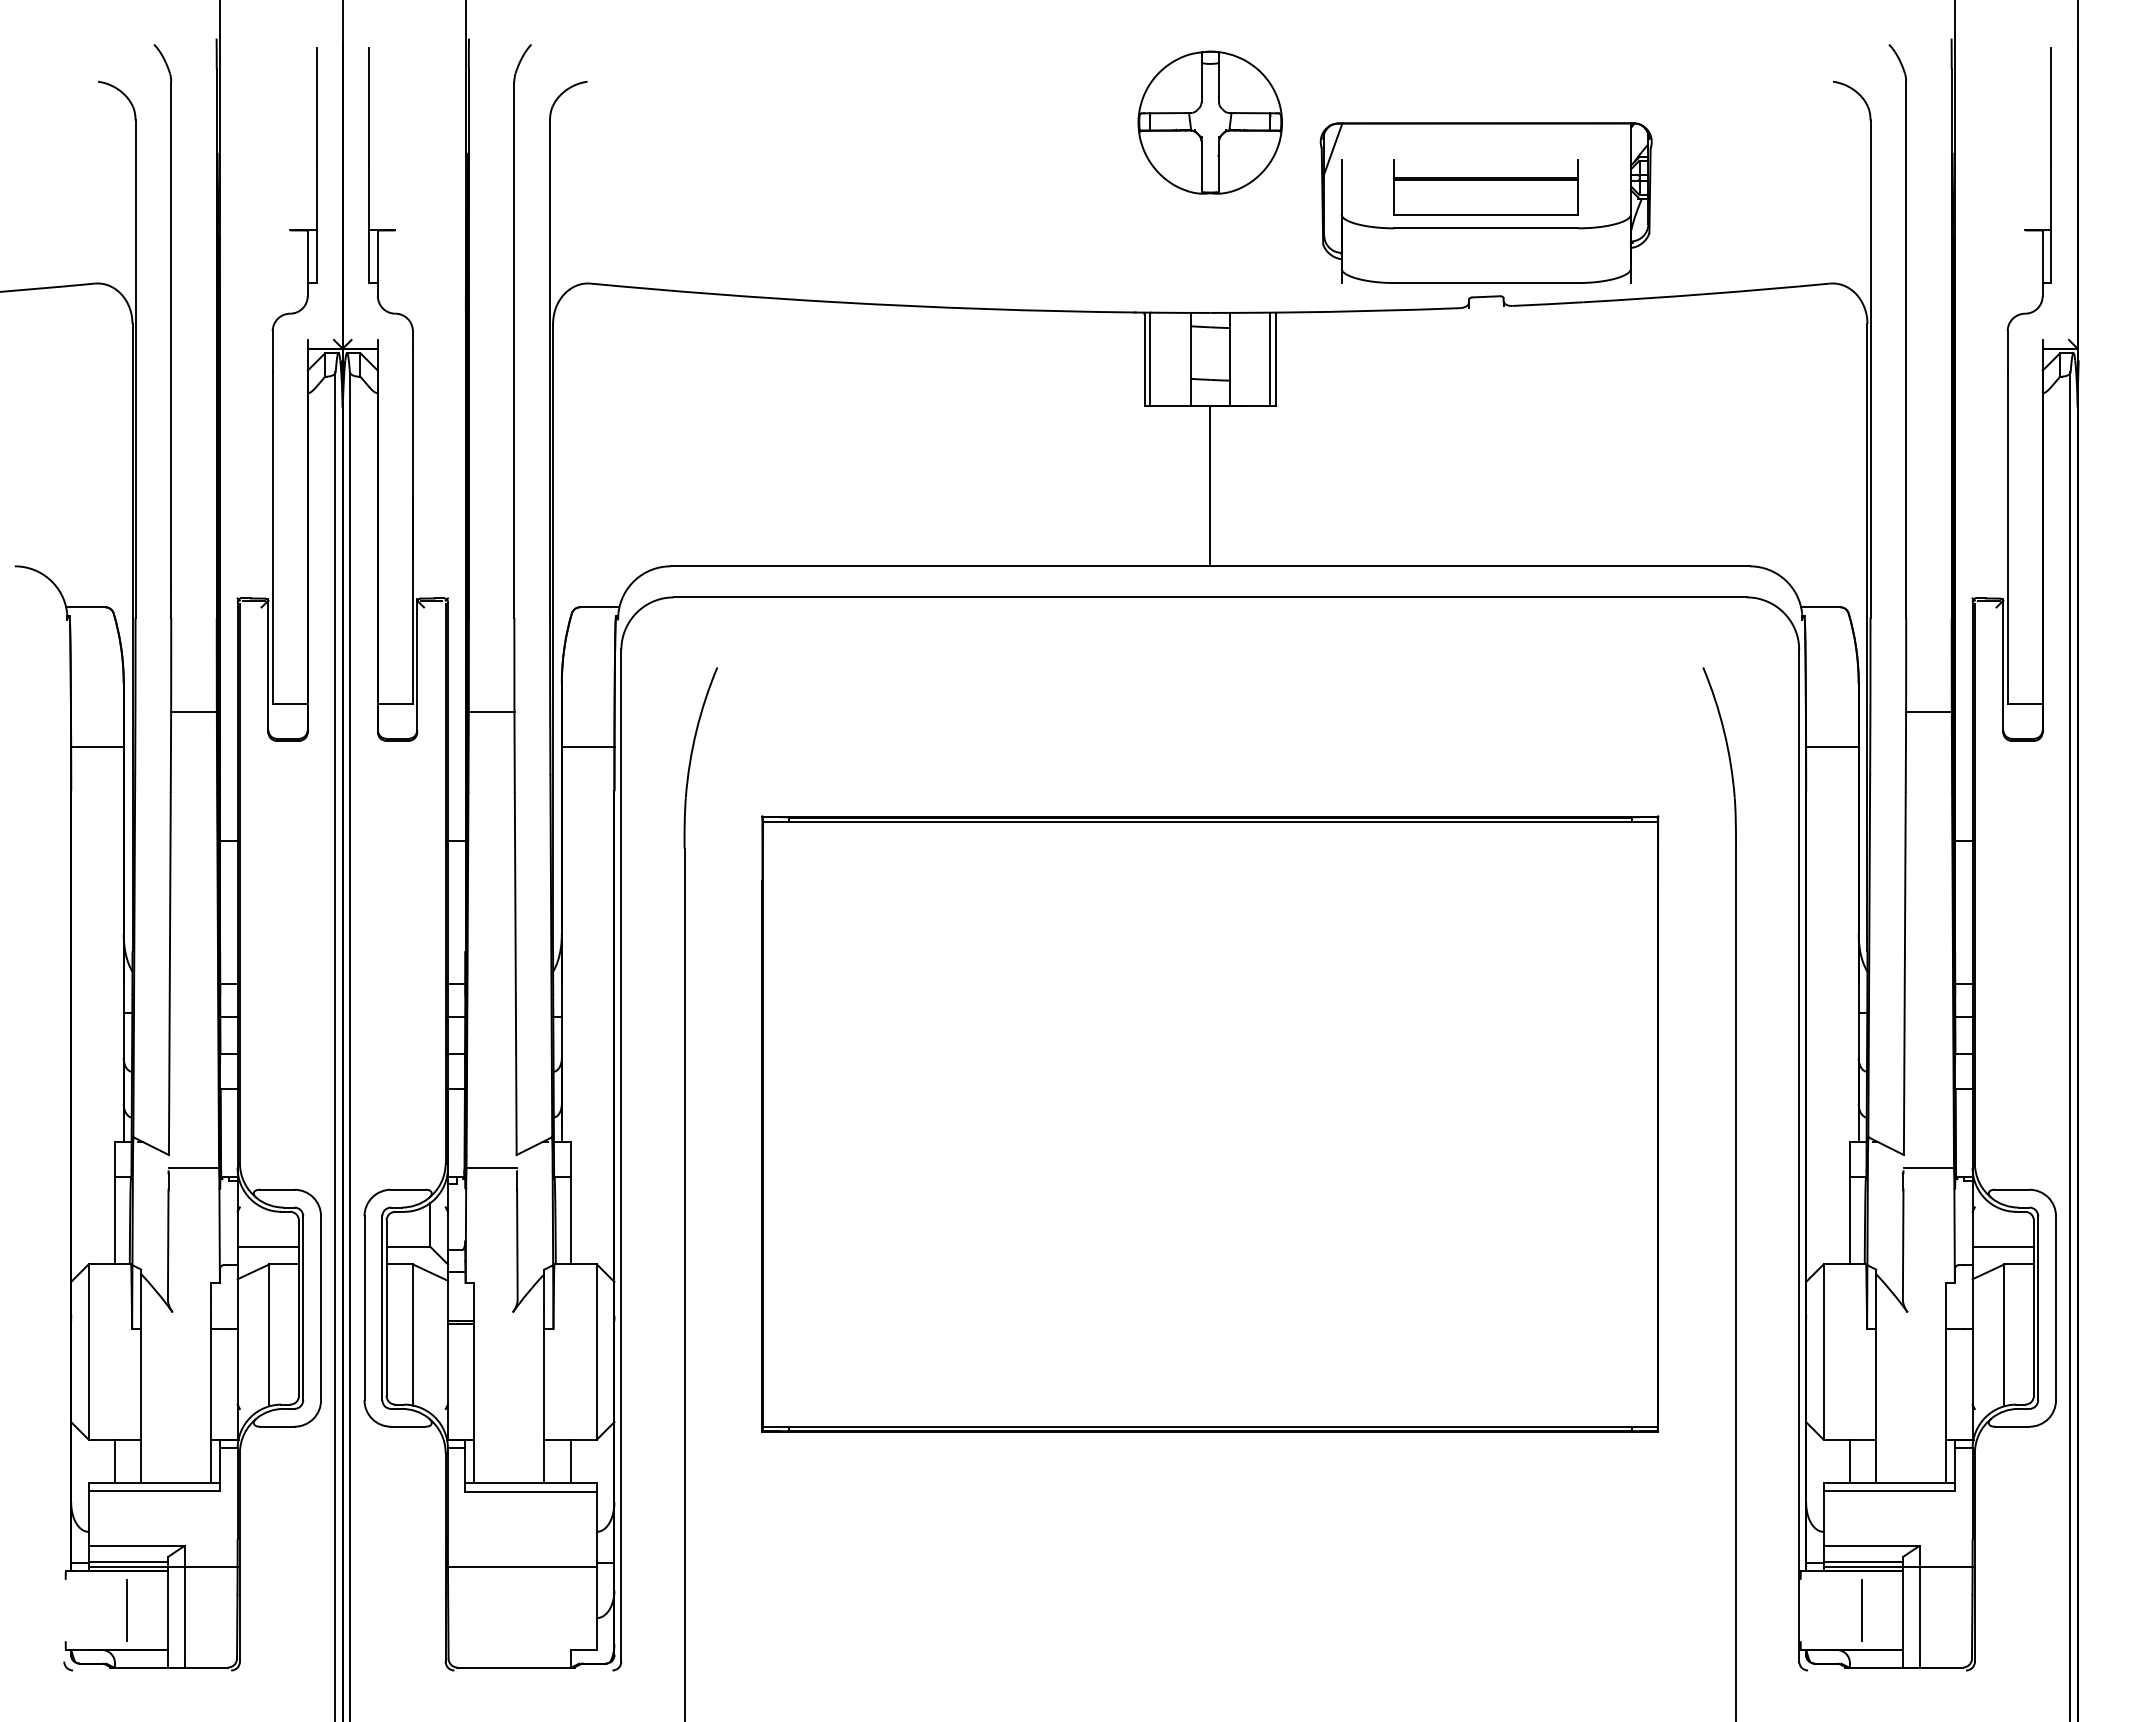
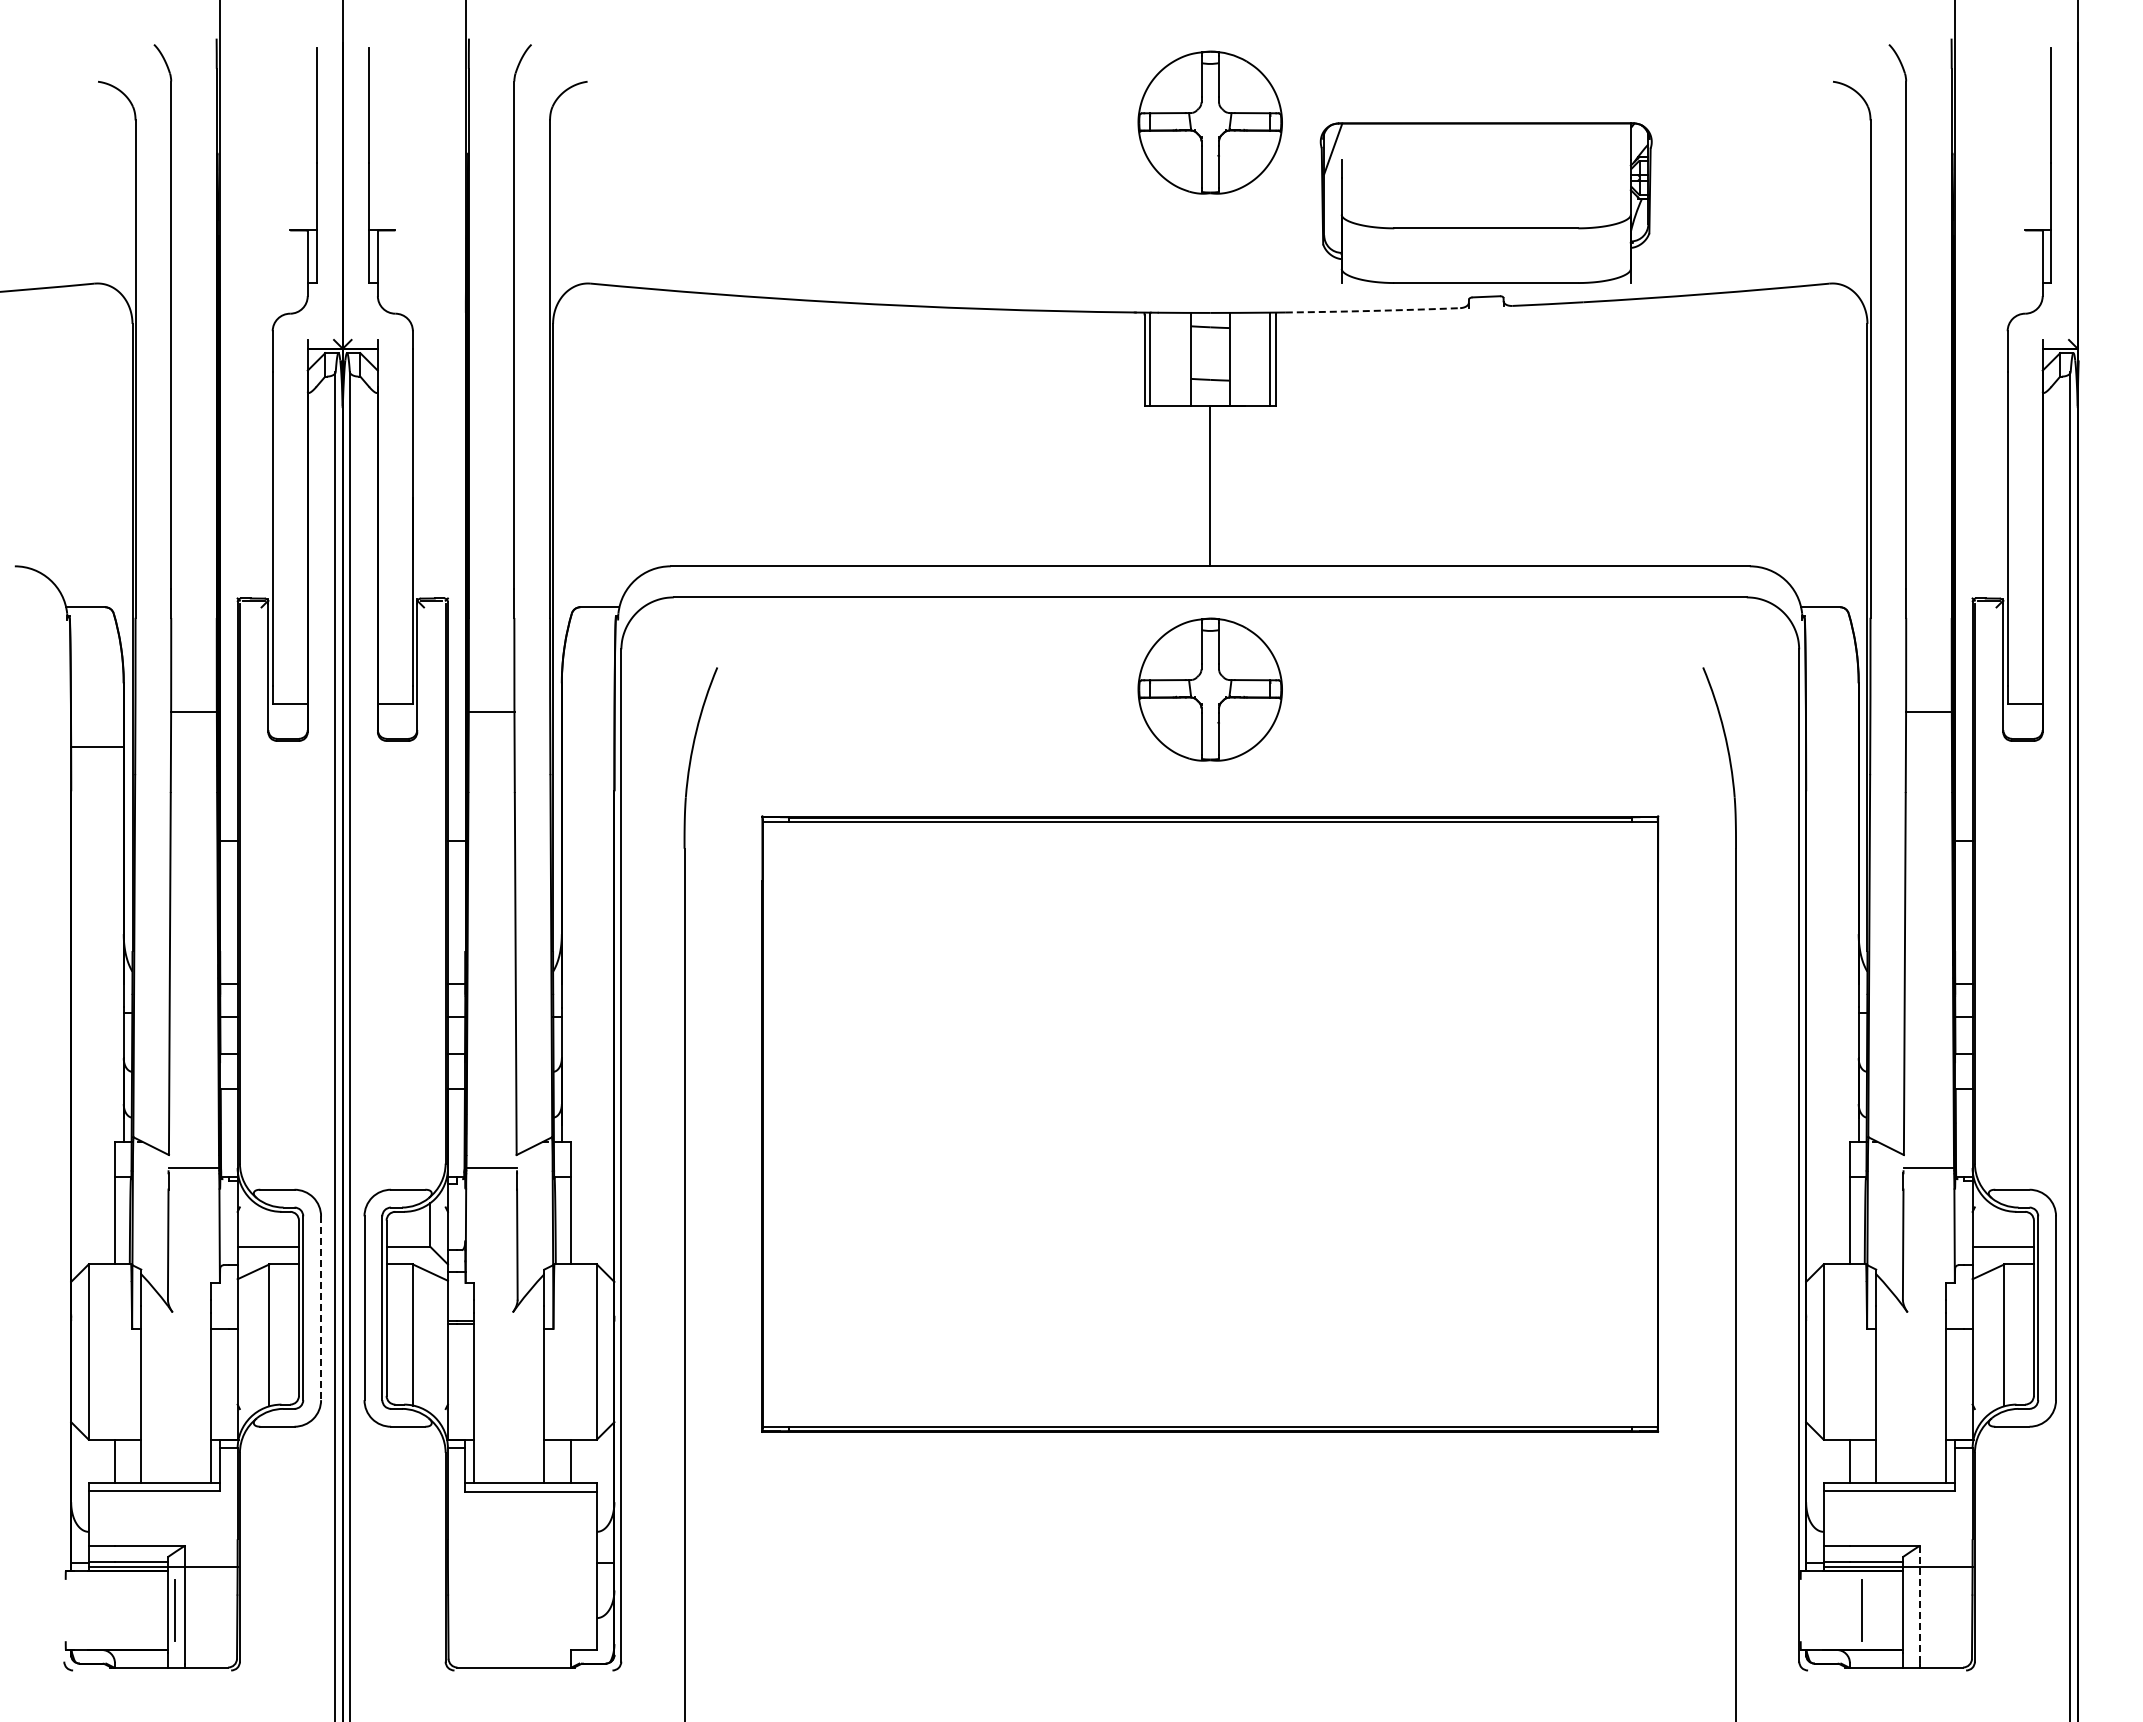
part: present -> none (1485, 187)
arc: solid -> dashed (1373, 310)
part: none -> present (1209, 689)
line: present -> none (587, 747)
line: present -> none (1832, 747)
line: solid -> dashed (321, 1308)
line: present -> none (521, 1566)
line: solid -> dashed (1920, 1605)
line position: (126, 1610) -> (174, 1610) (174, 1610)
